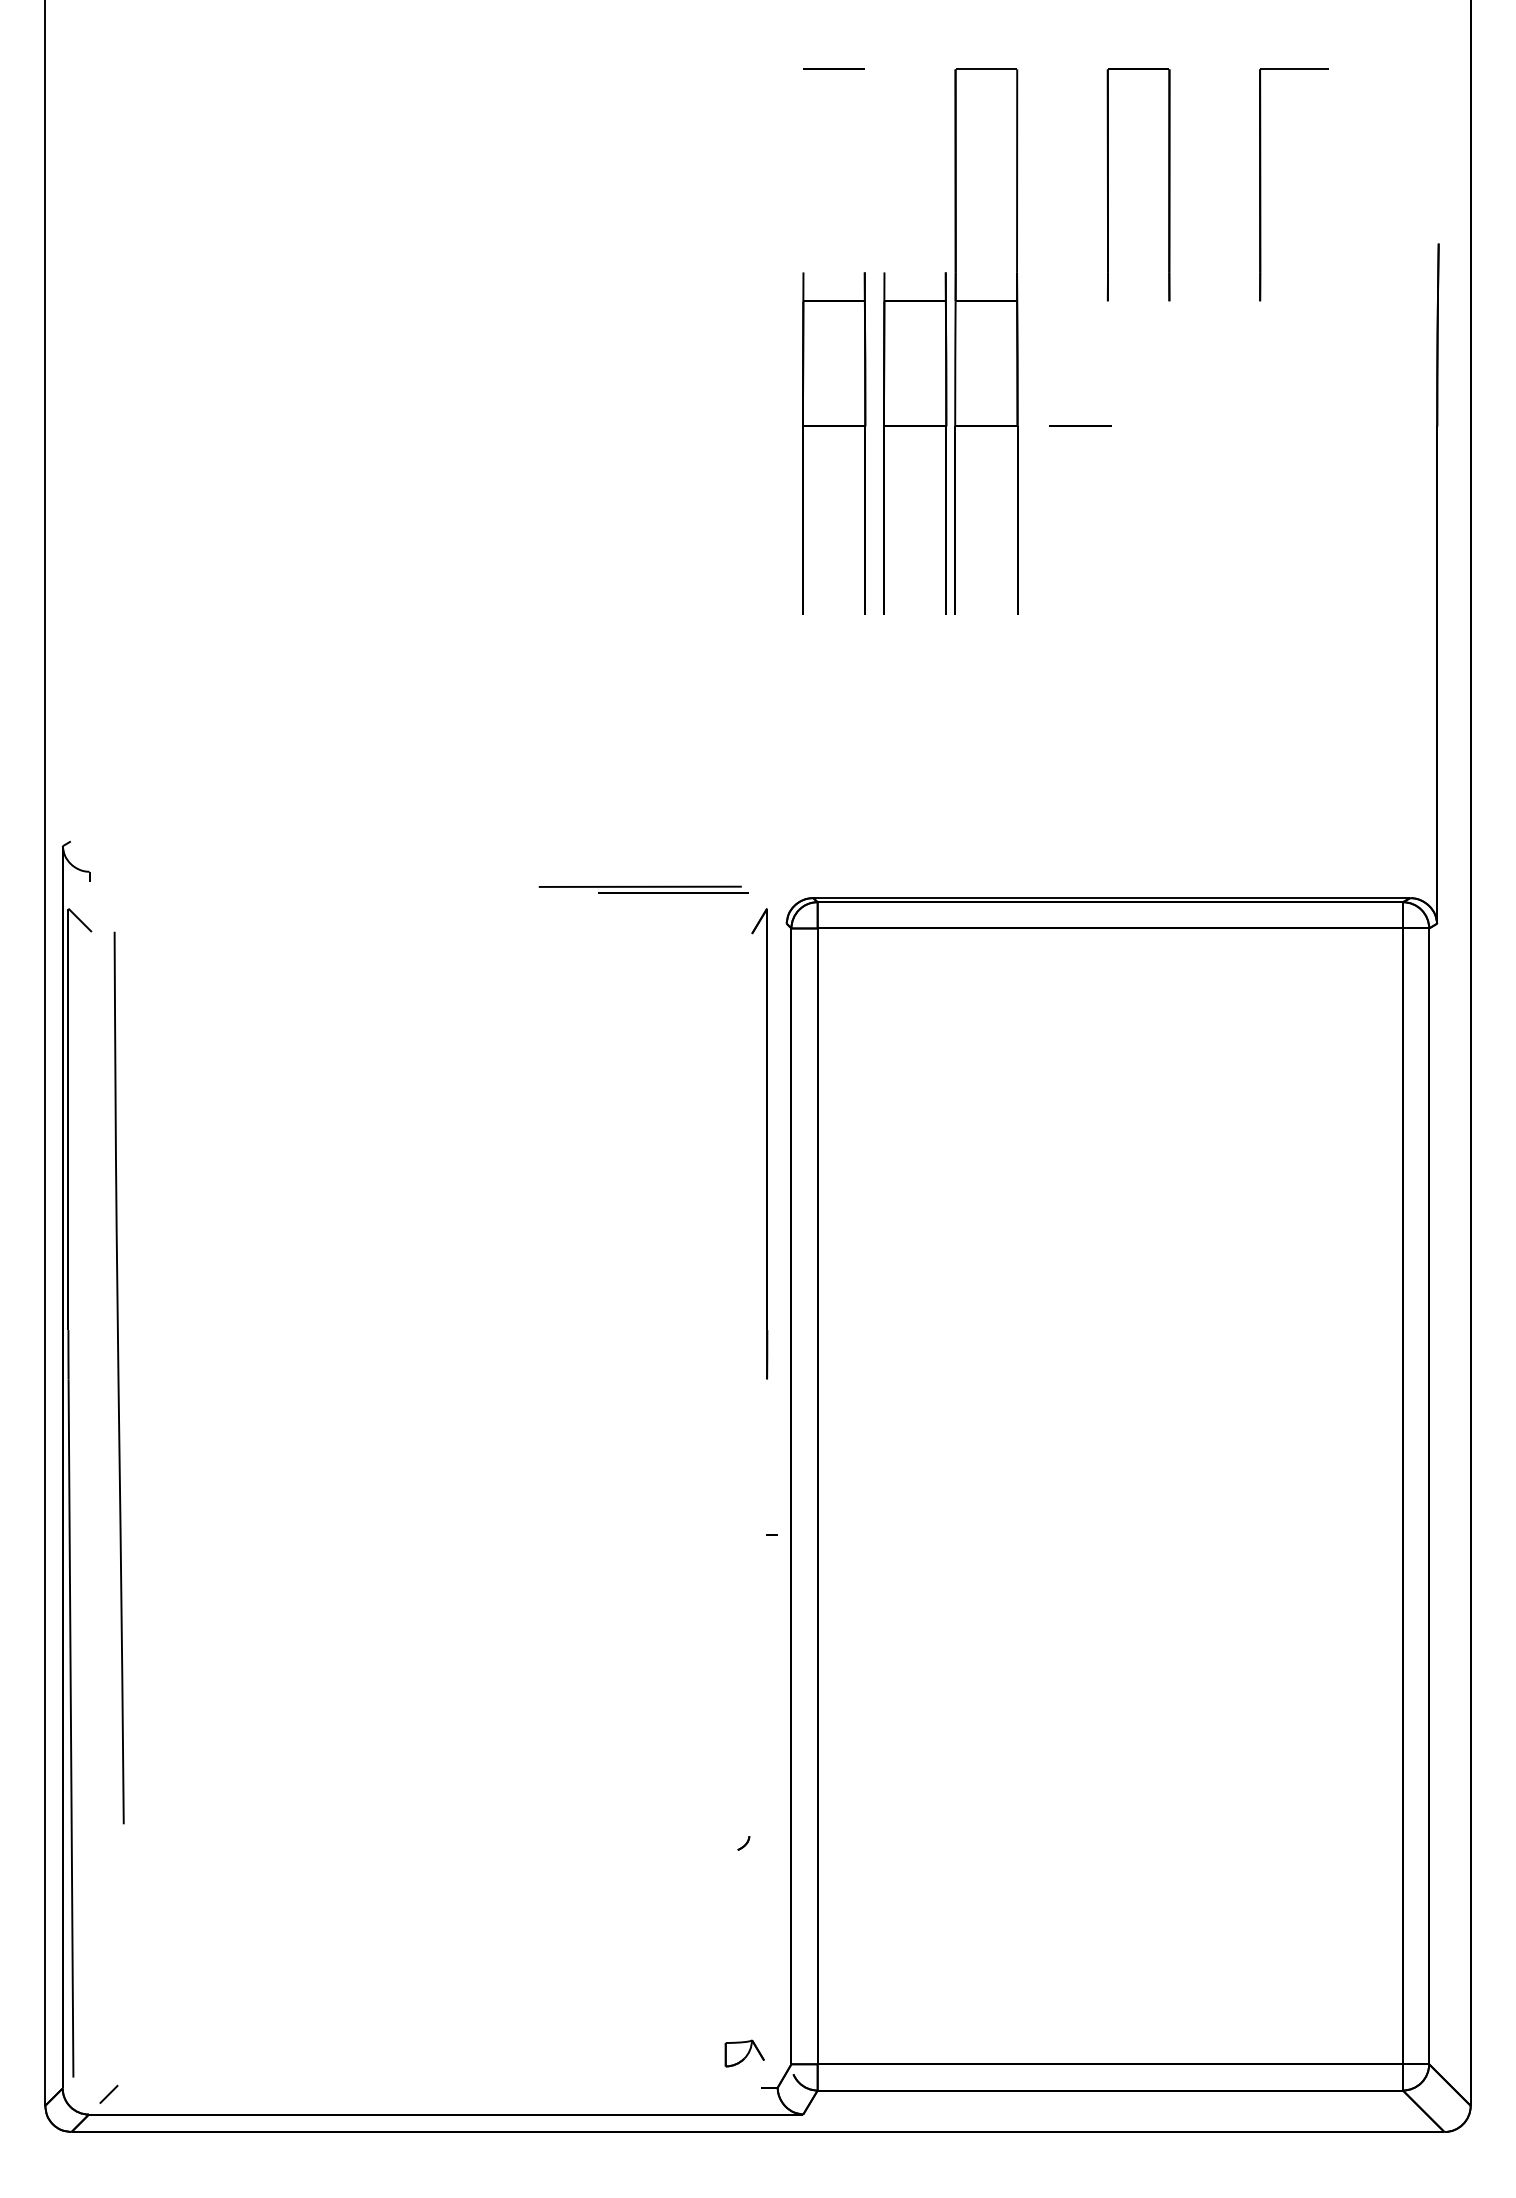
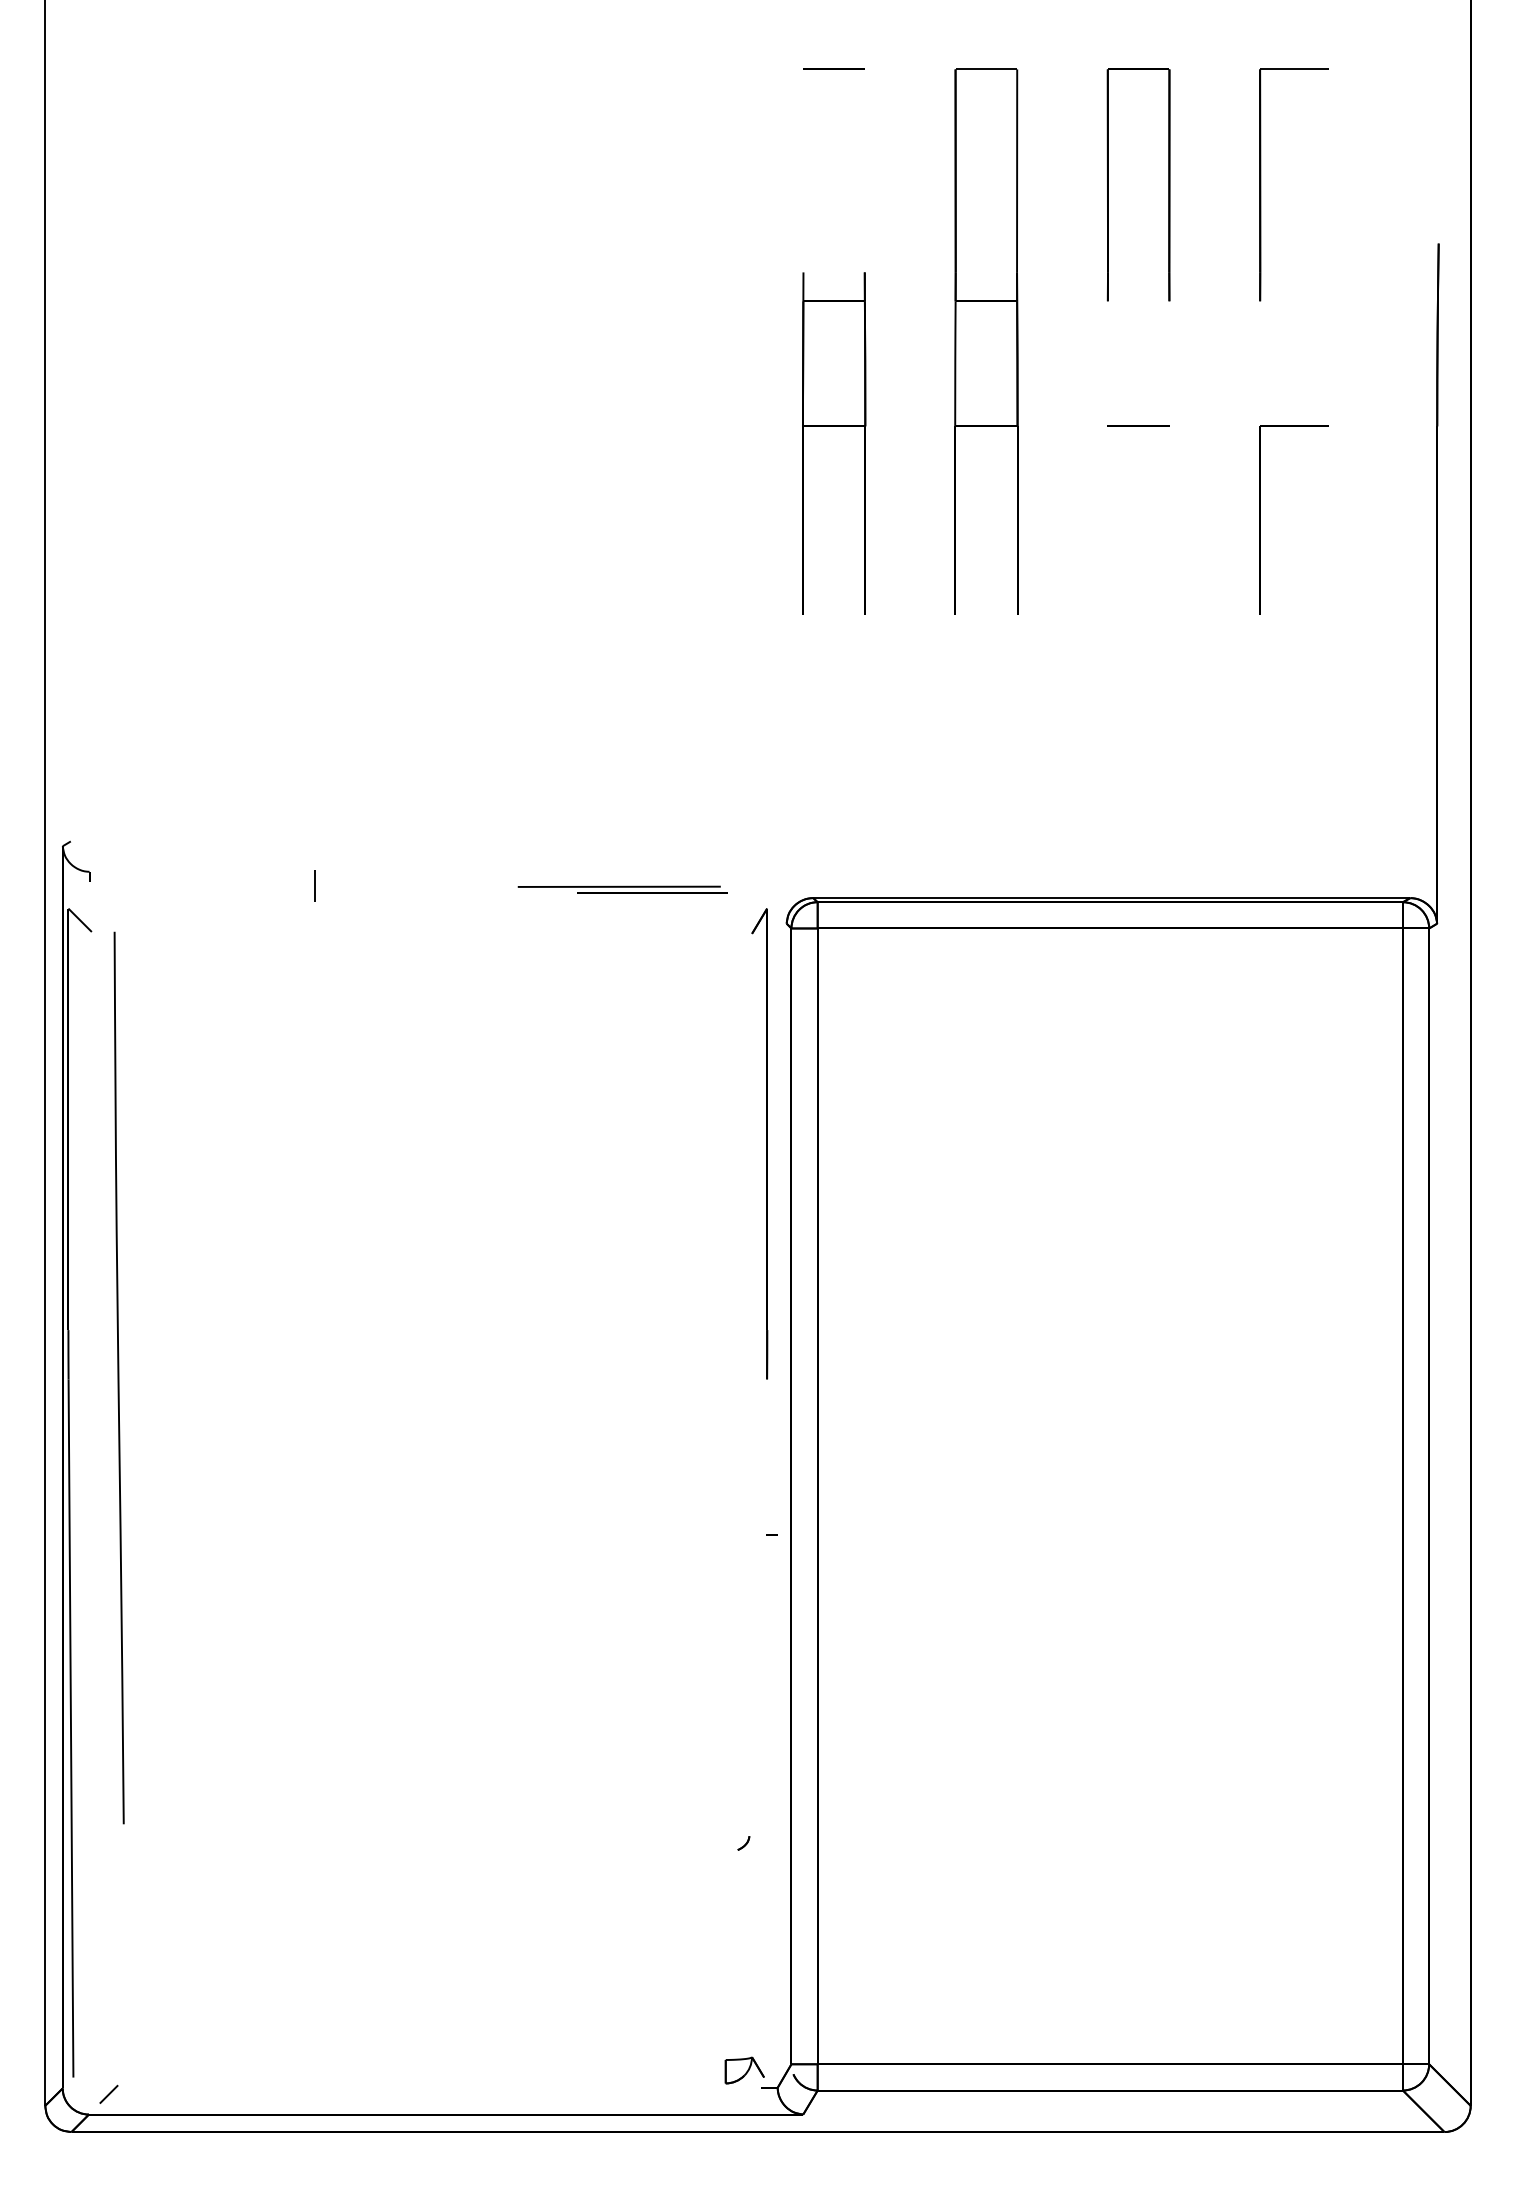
line position: (1080, 425) -> (1138, 425) (1138, 425)
part: present -> none (915, 426)
part: none -> present (1260, 519)
line: none -> present (314, 885)
part position: (643, 889) -> (622, 889) (622, 889)
part position: (744, 2053) -> (744, 2070) (744, 2070)
